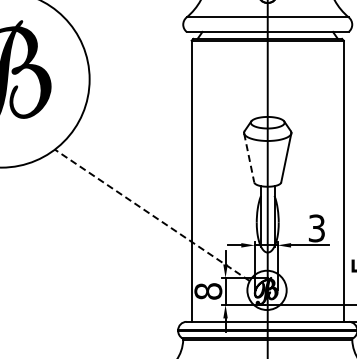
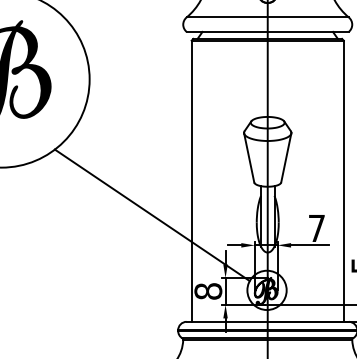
line: dashed -> solid (249, 158)
line: dashed -> solid (152, 215)
text: 3 -> 7 (316, 228)
